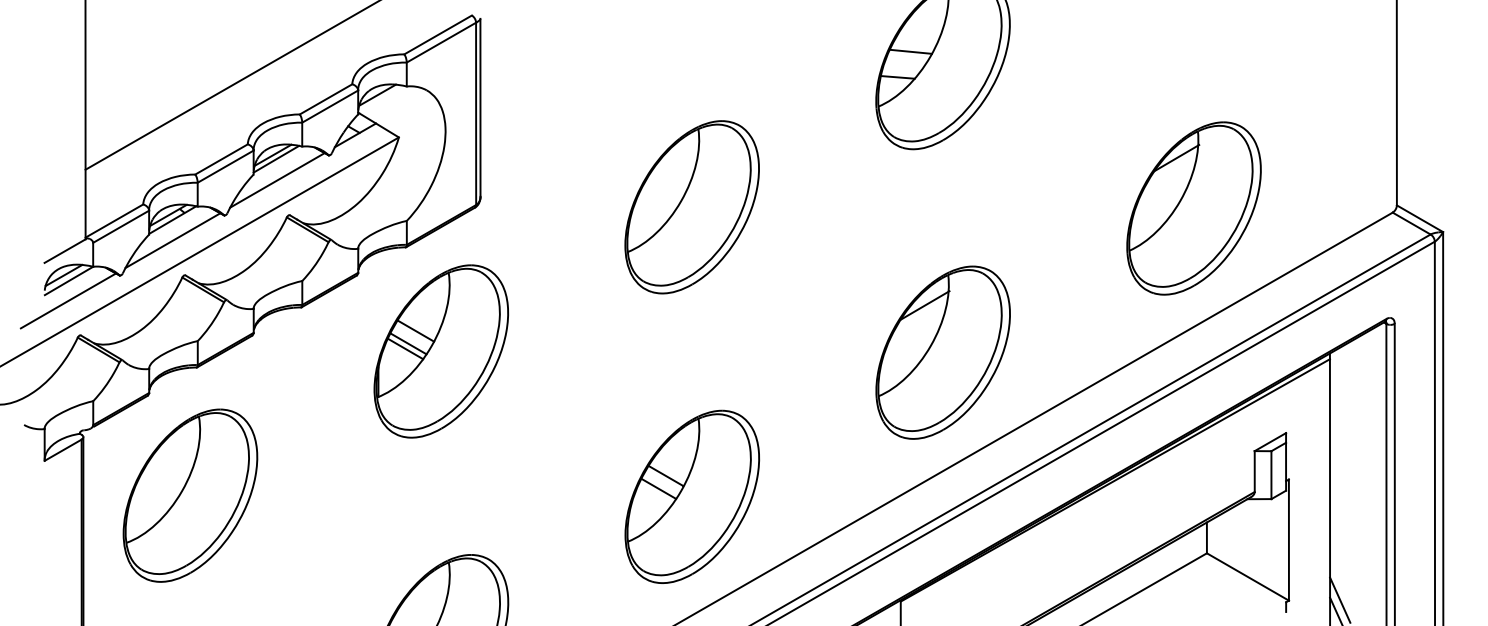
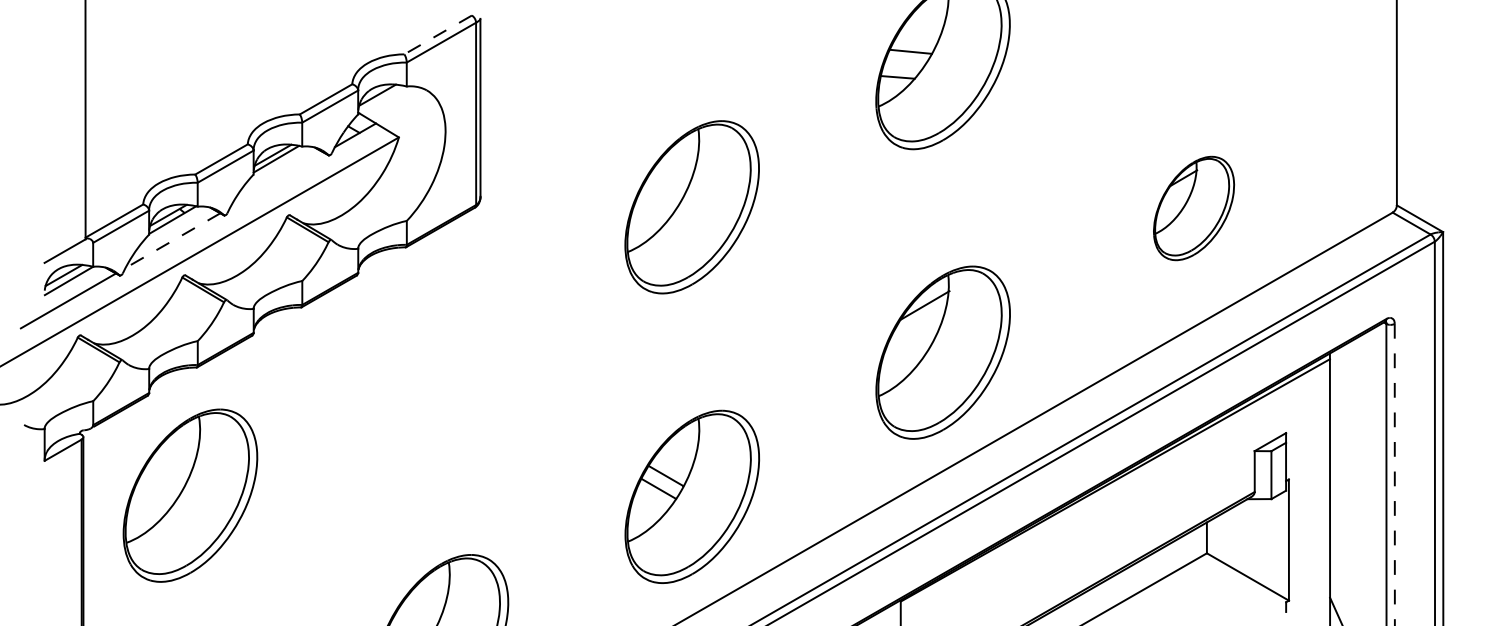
line: solid -> dashed (438, 34)
line: present -> none (230, 85)
line: present -> none (277, 180)
part size: 136x175 px -> 83x107 px (1194, 208)
line: solid -> dashed (173, 240)
part: present -> none (440, 351)
line: solid -> dashed (1394, 474)
line: present -> none (1340, 599)
